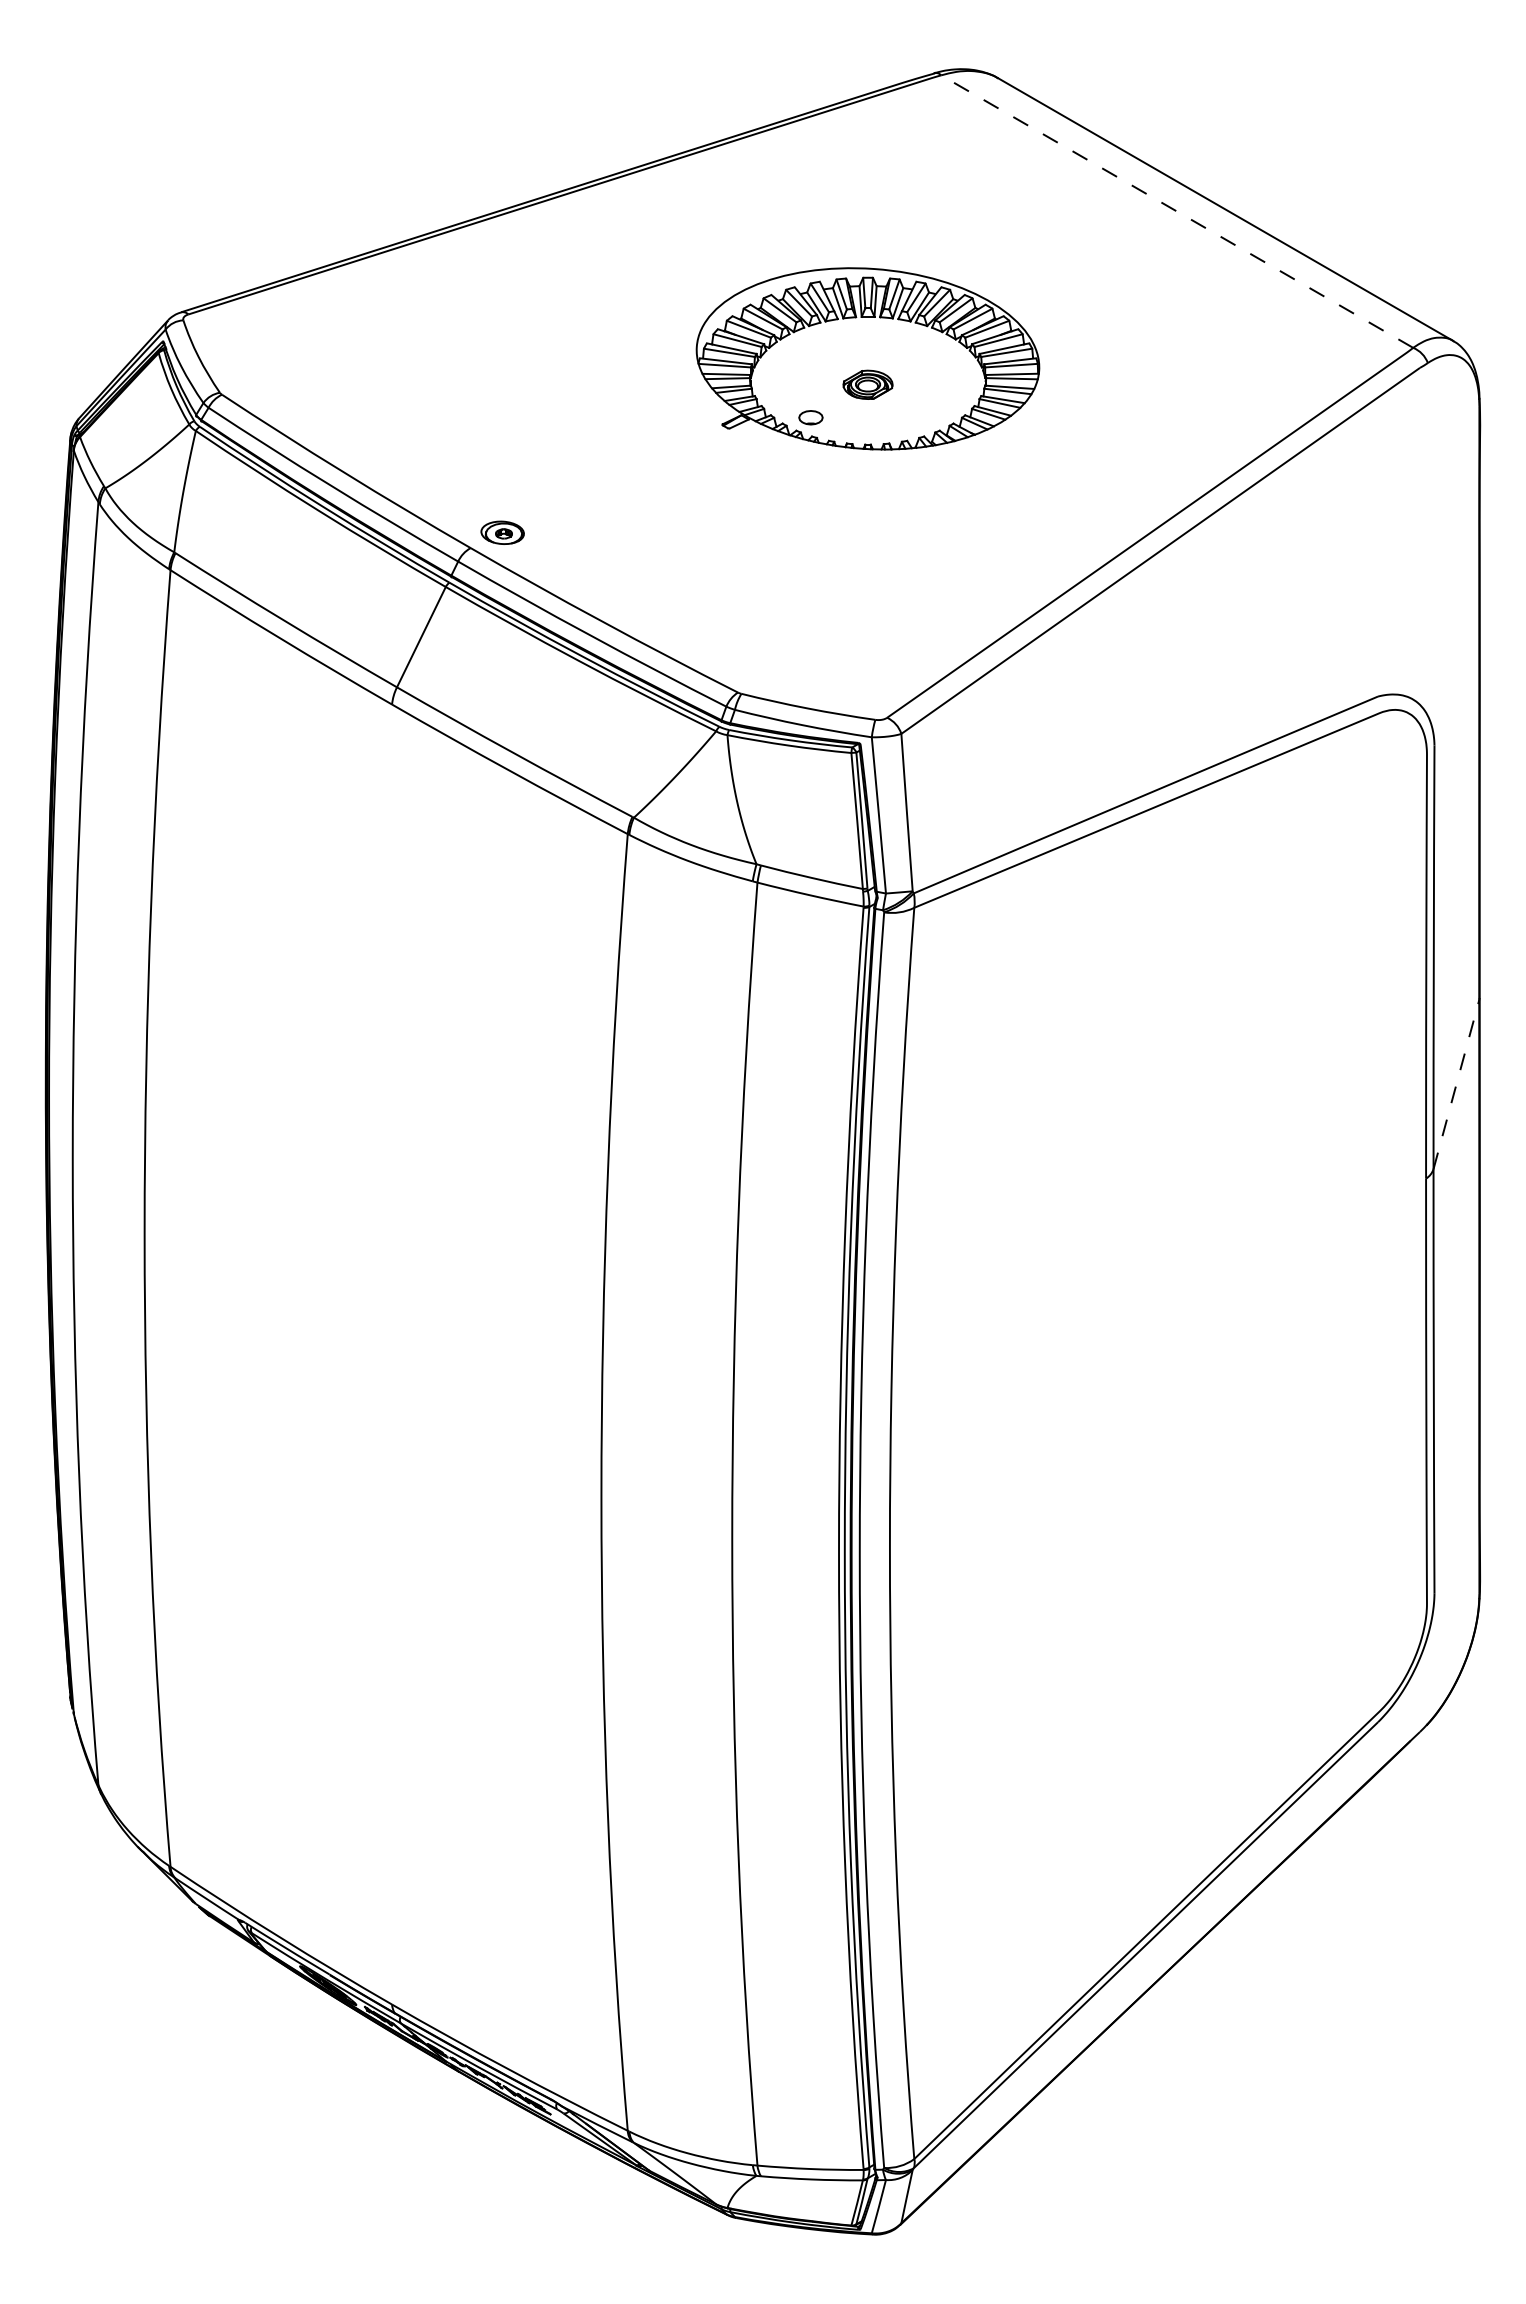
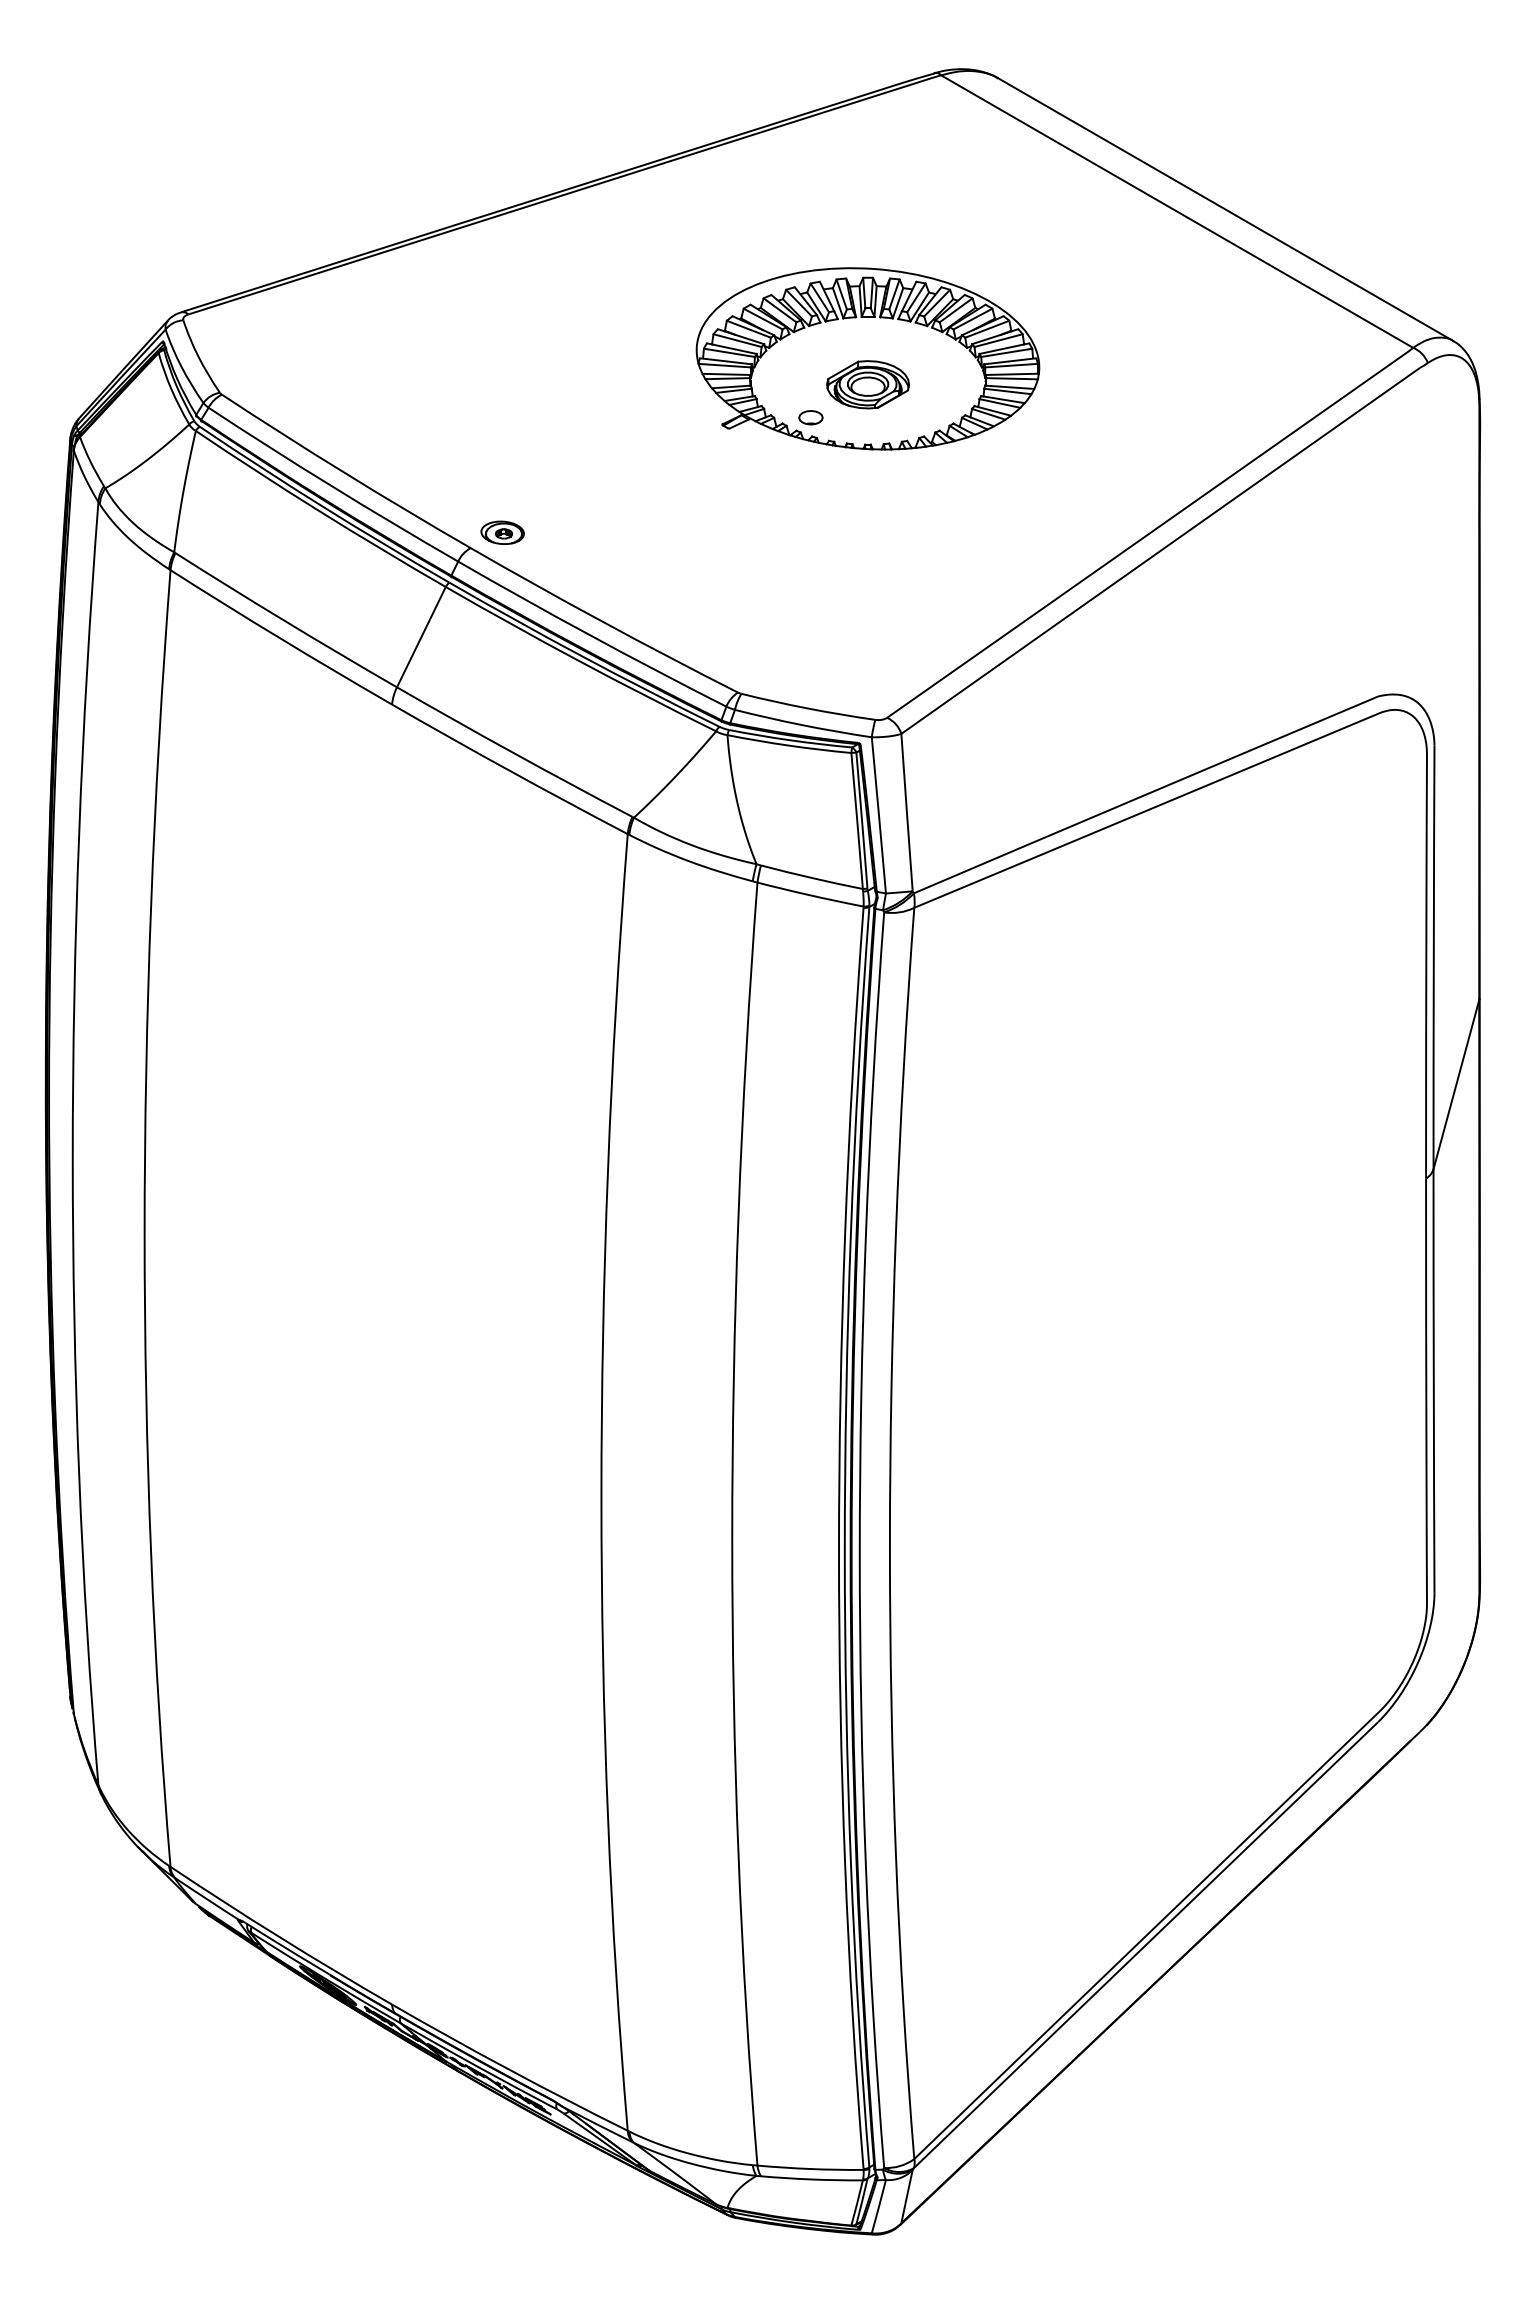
line: dashed -> solid (1177, 211)
part size: 52x31 px -> 84x50 px (867, 384)
line: dashed -> solid (1456, 1084)
